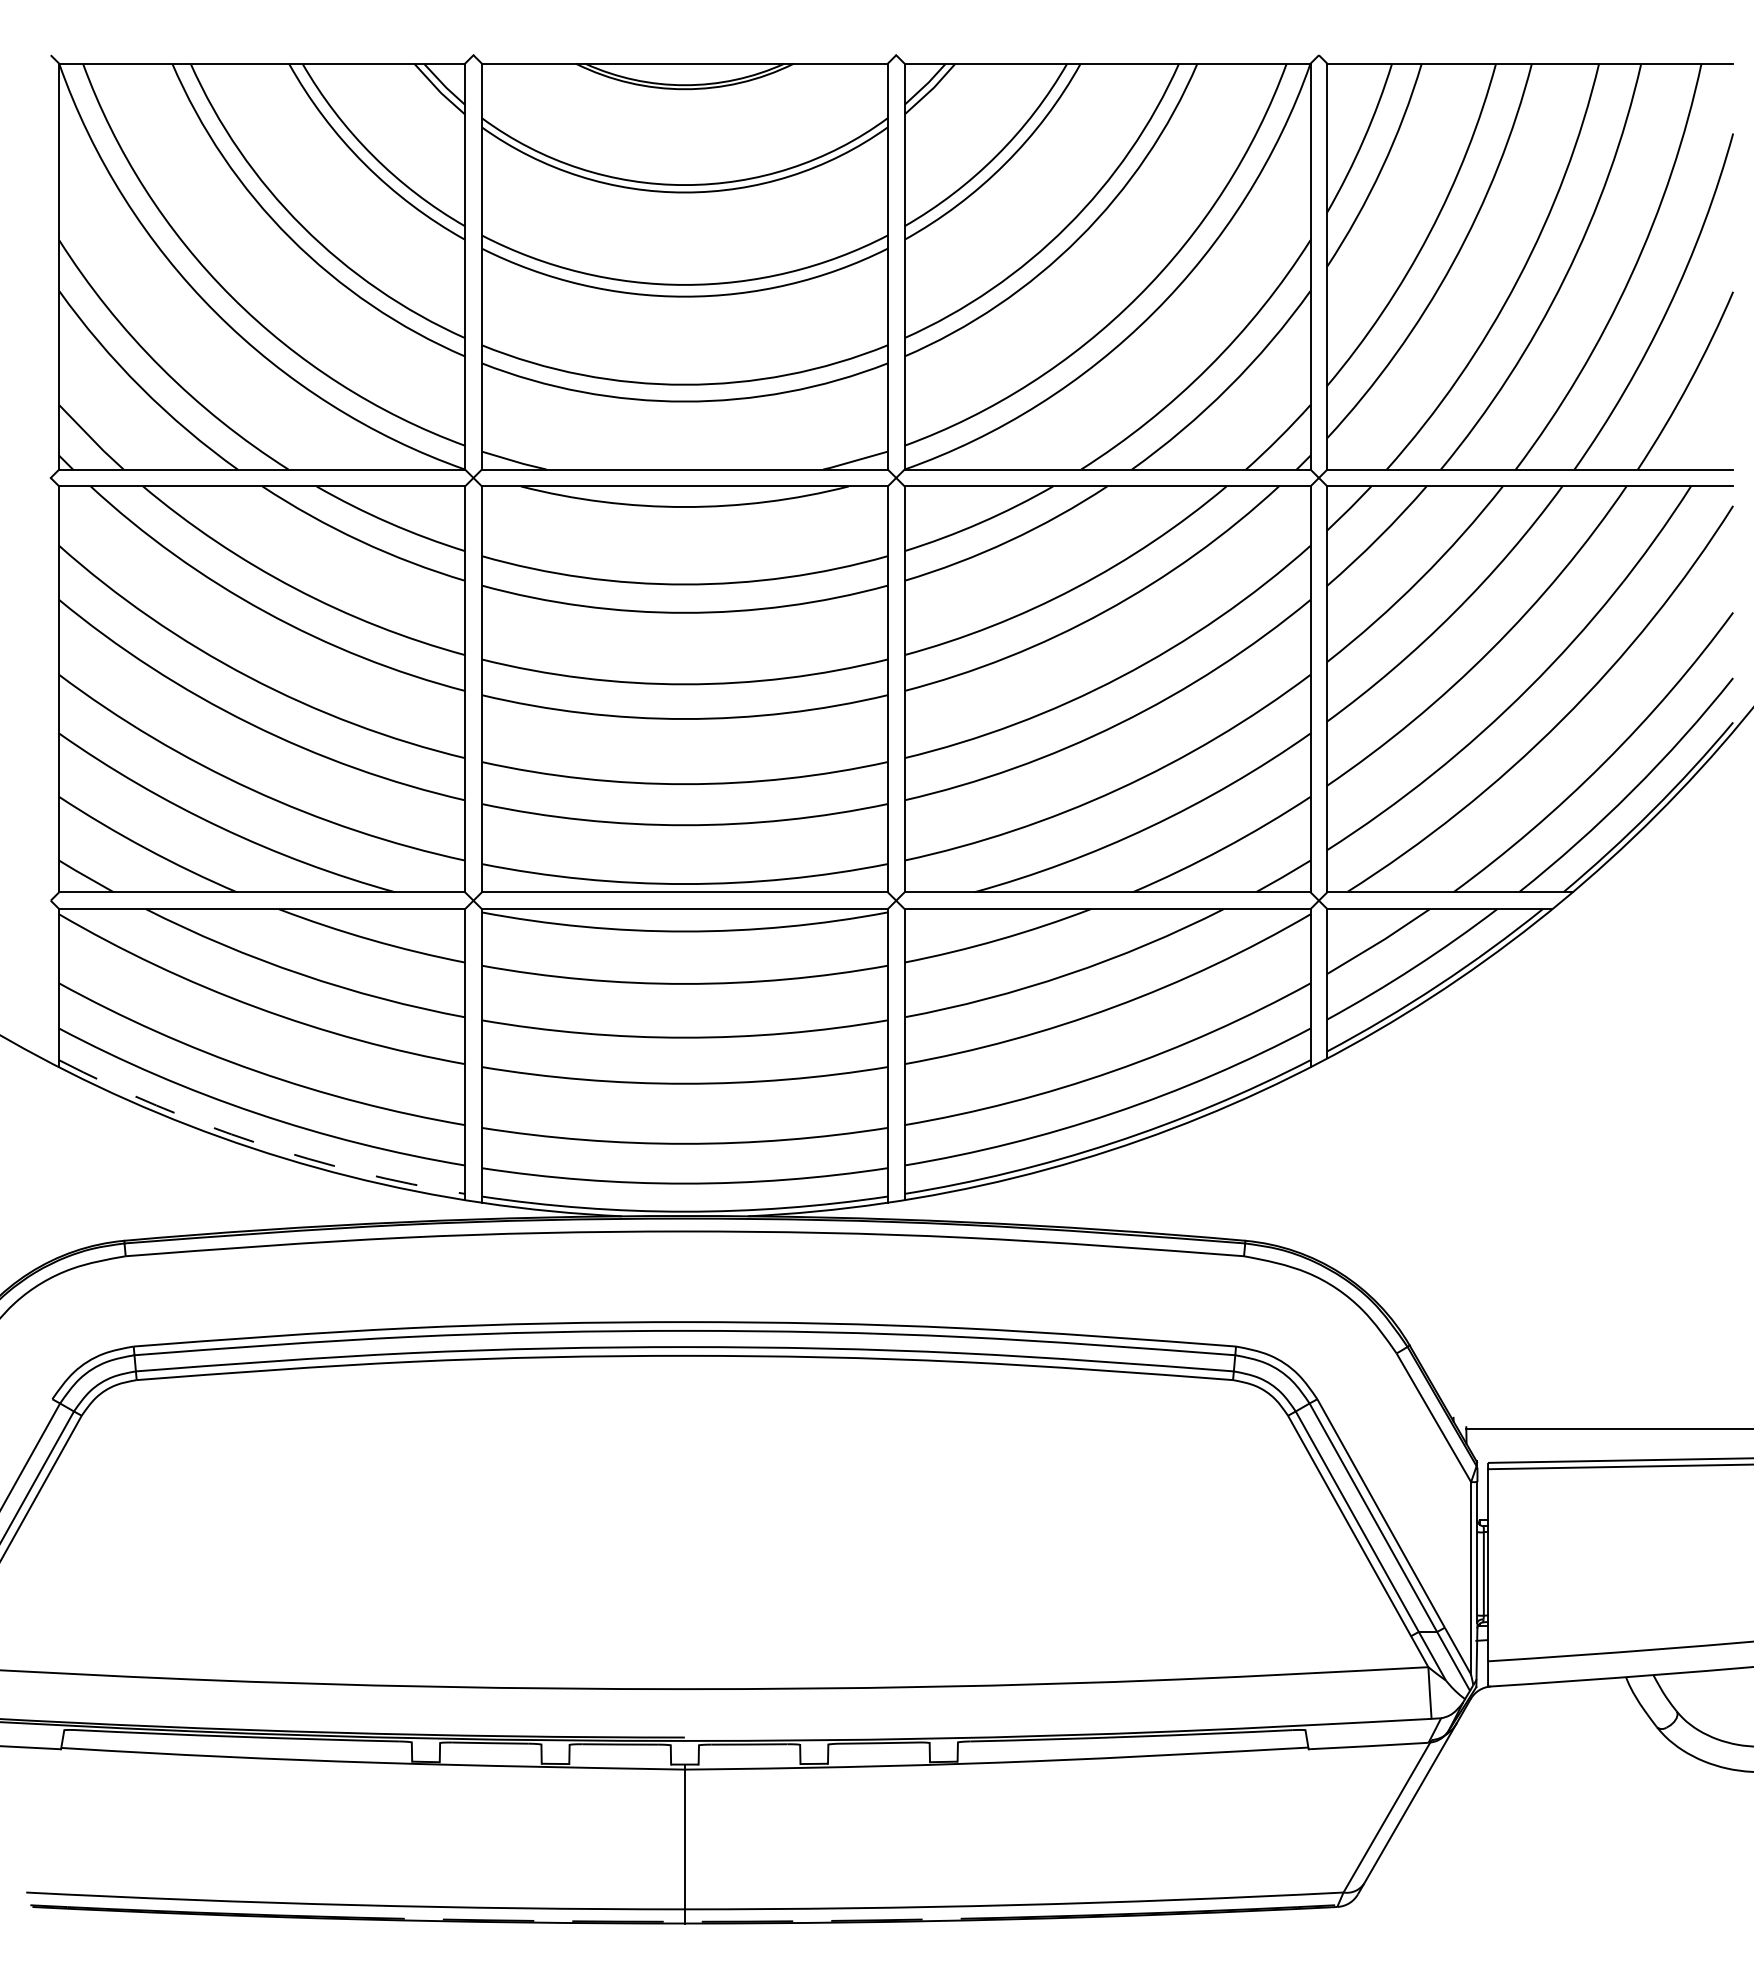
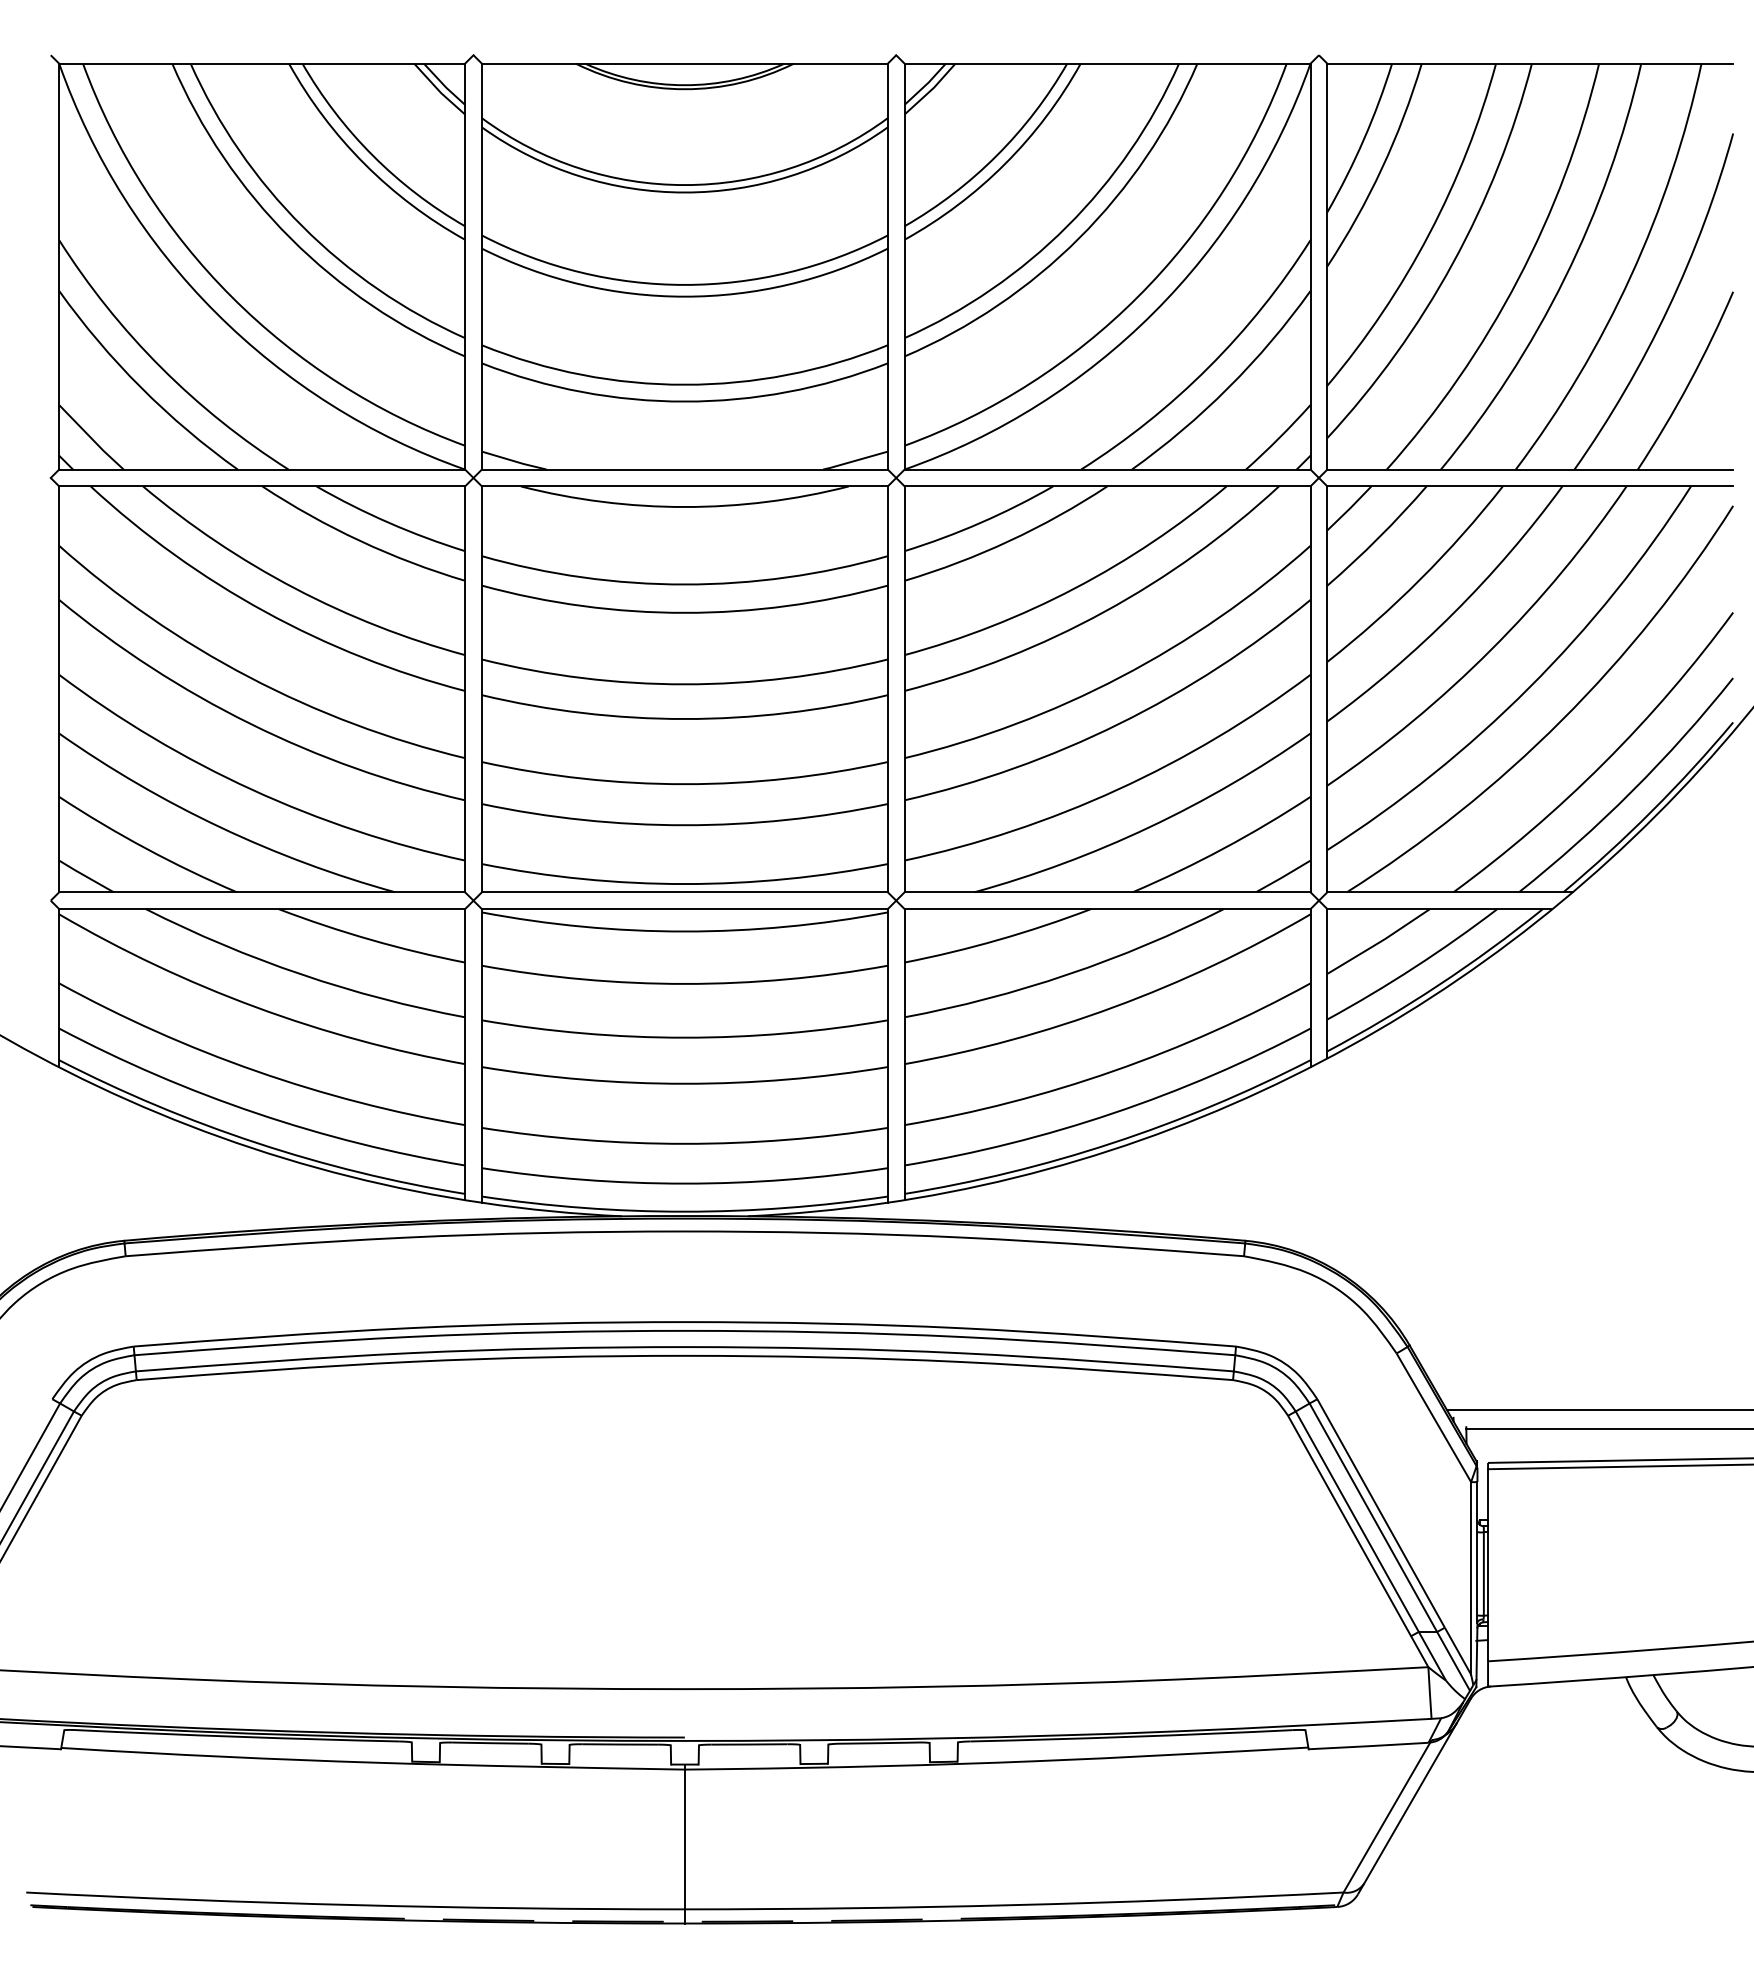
arc: dashed -> solid (256, 1143)
line: none -> present (1598, 1410)
